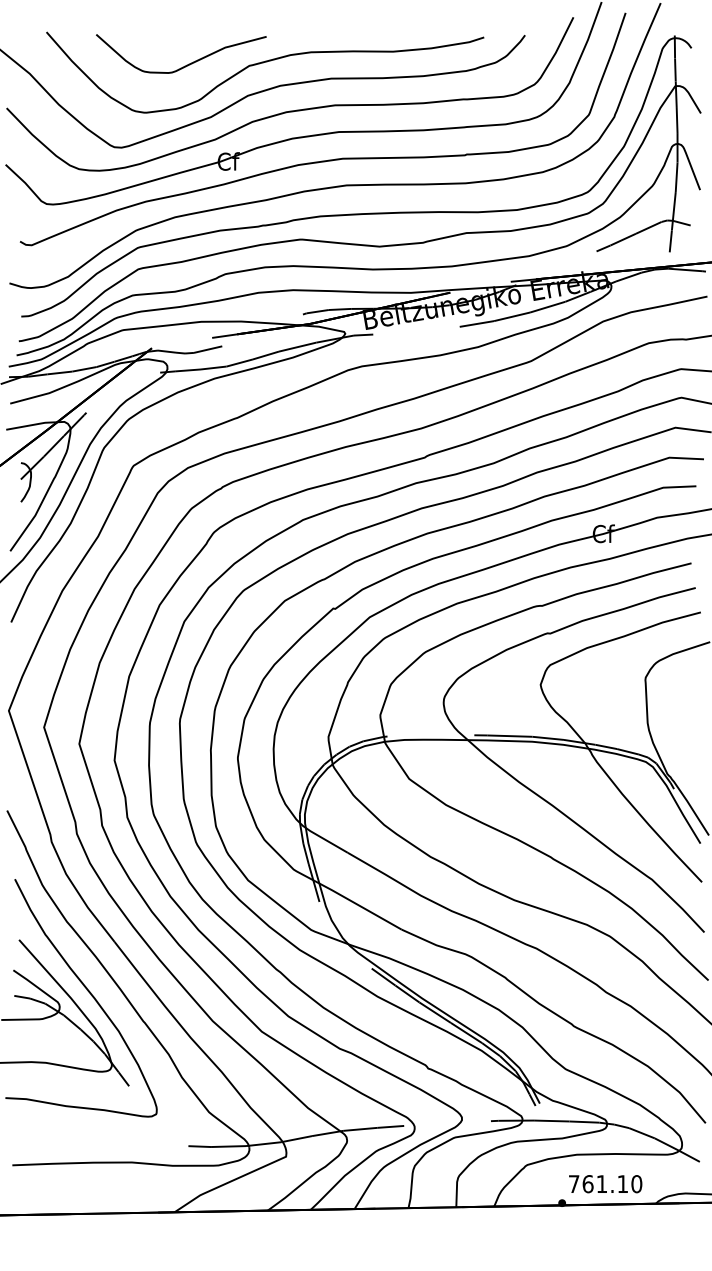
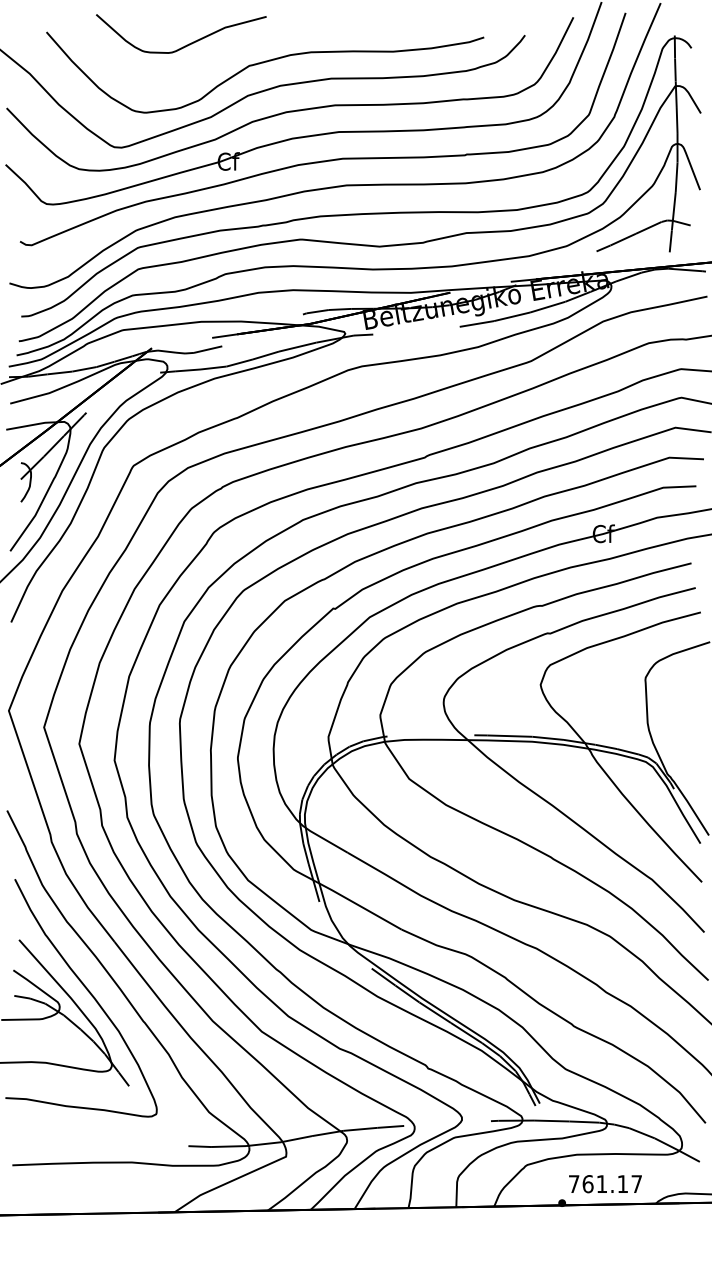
curve position: (184, 65) -> (184, 45) (184, 45)
text: 761.10 -> 761.17 (636, 1184)
